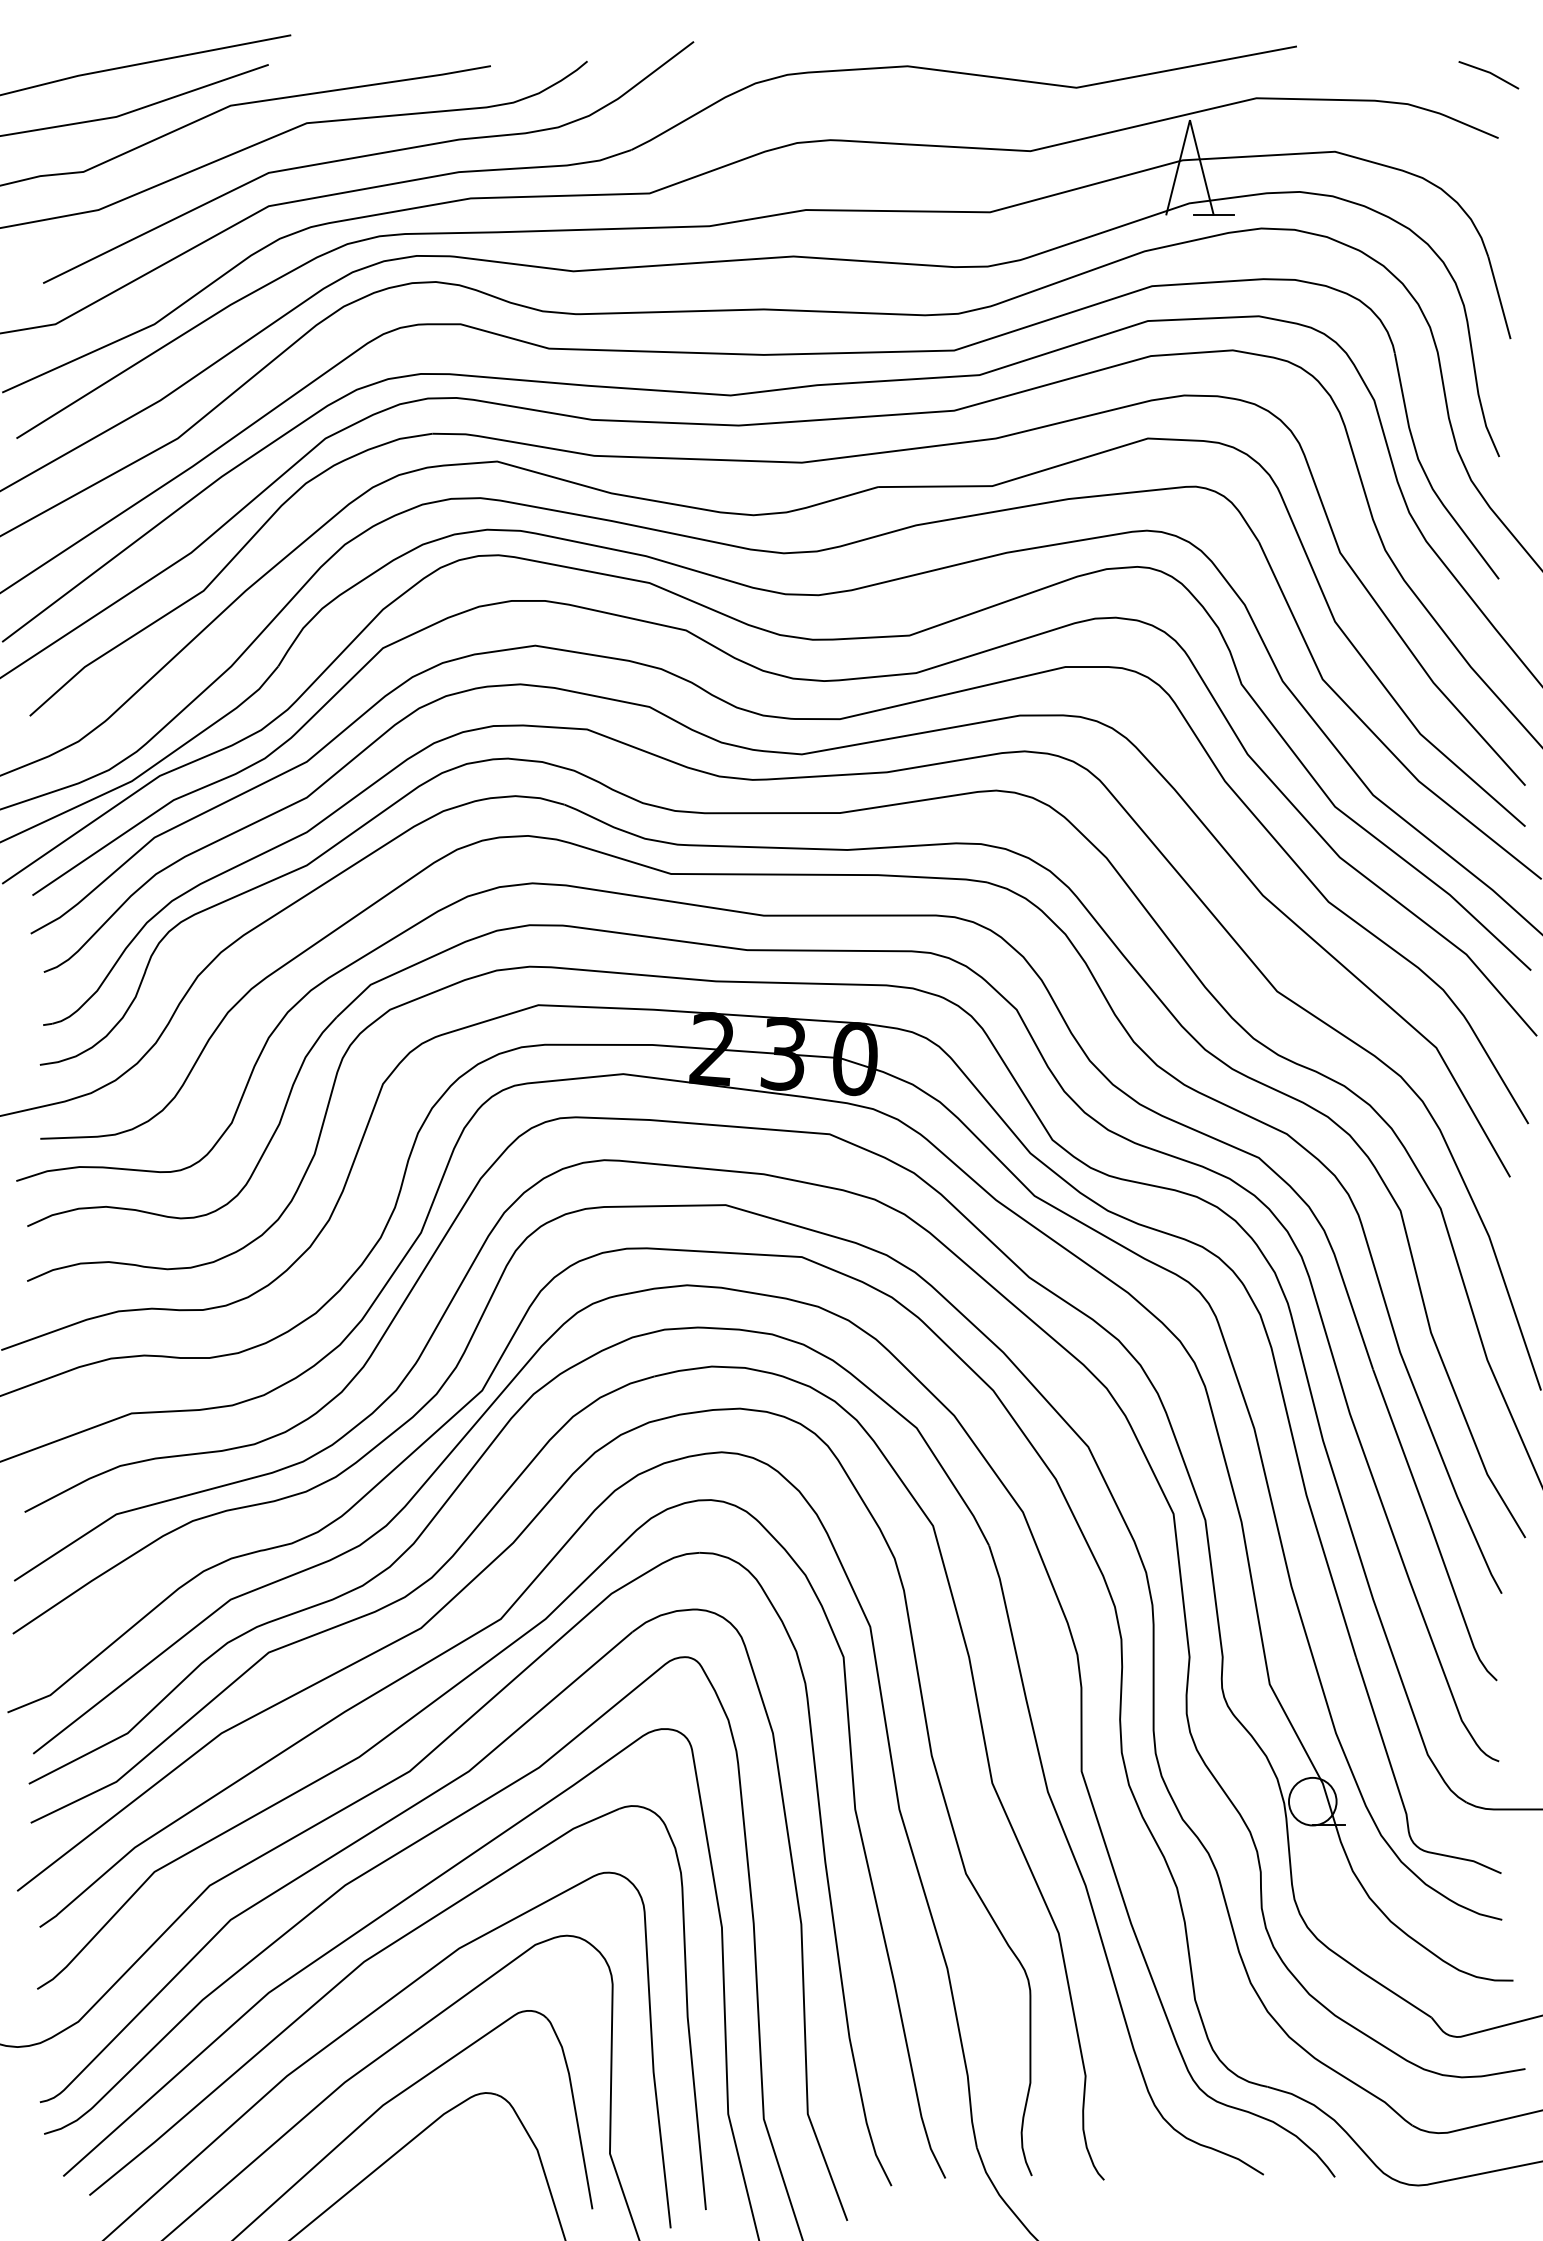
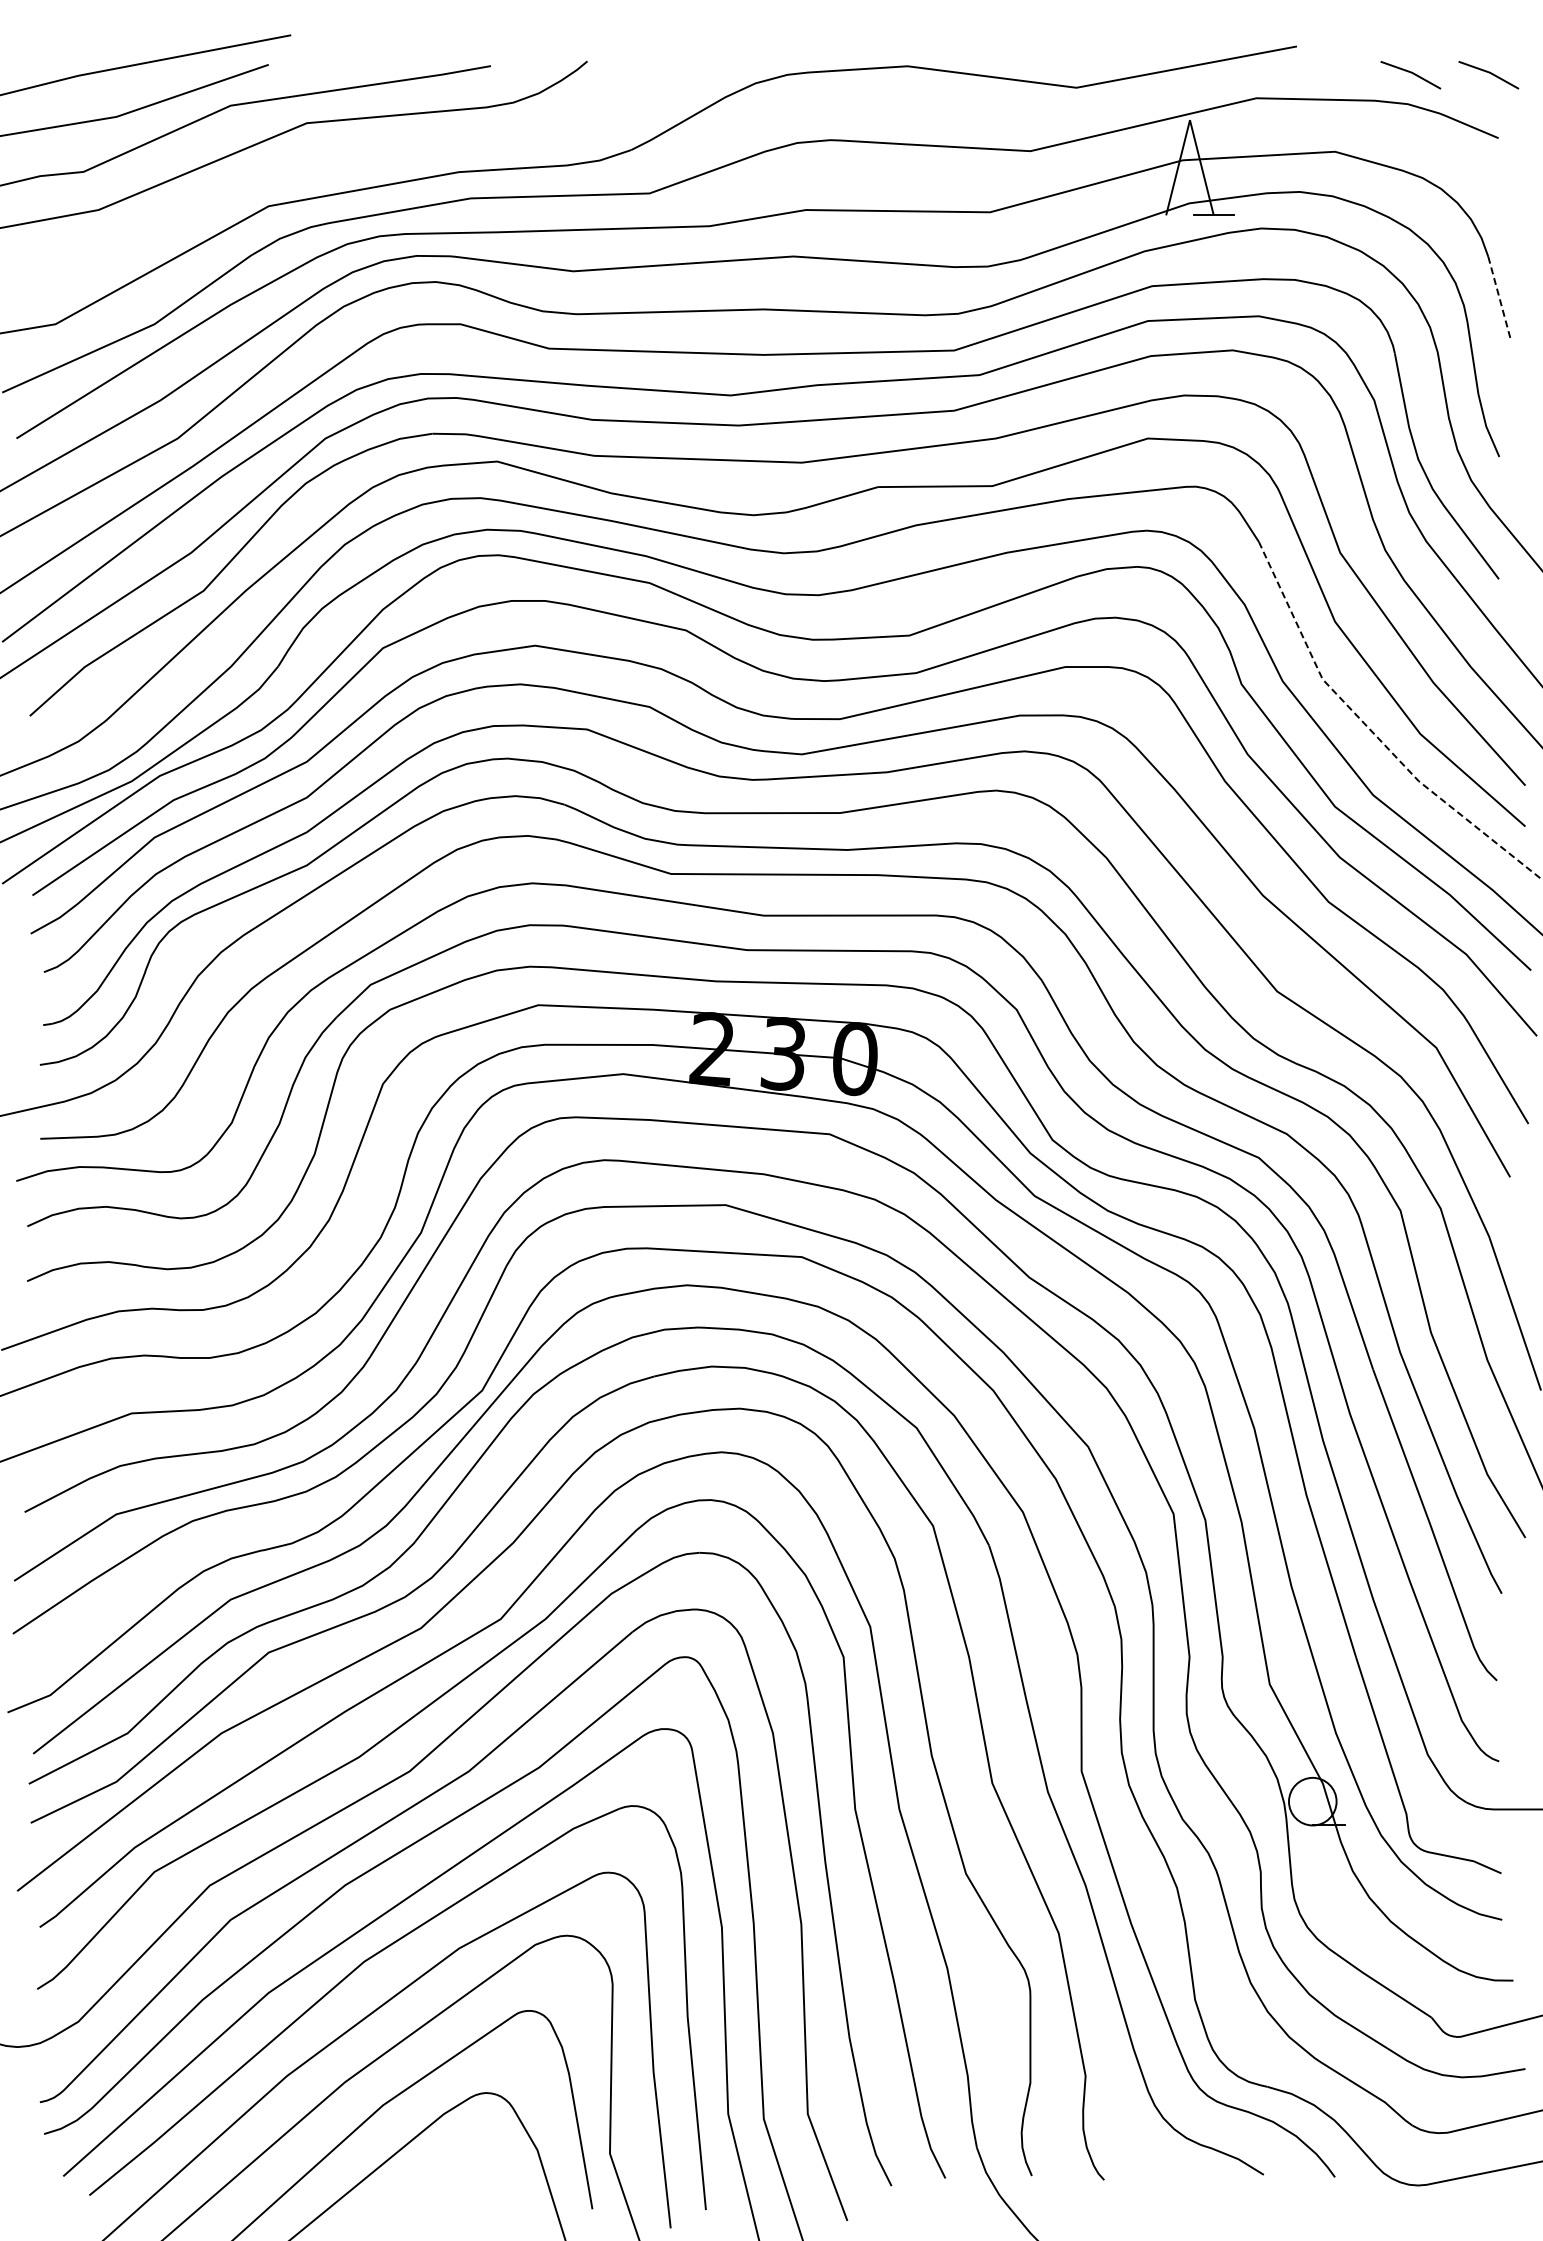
line: none -> present (1410, 73)
curve: present -> none (368, 156)
line: solid -> dashed (1499, 298)
line: solid -> dashed (1373, 732)
